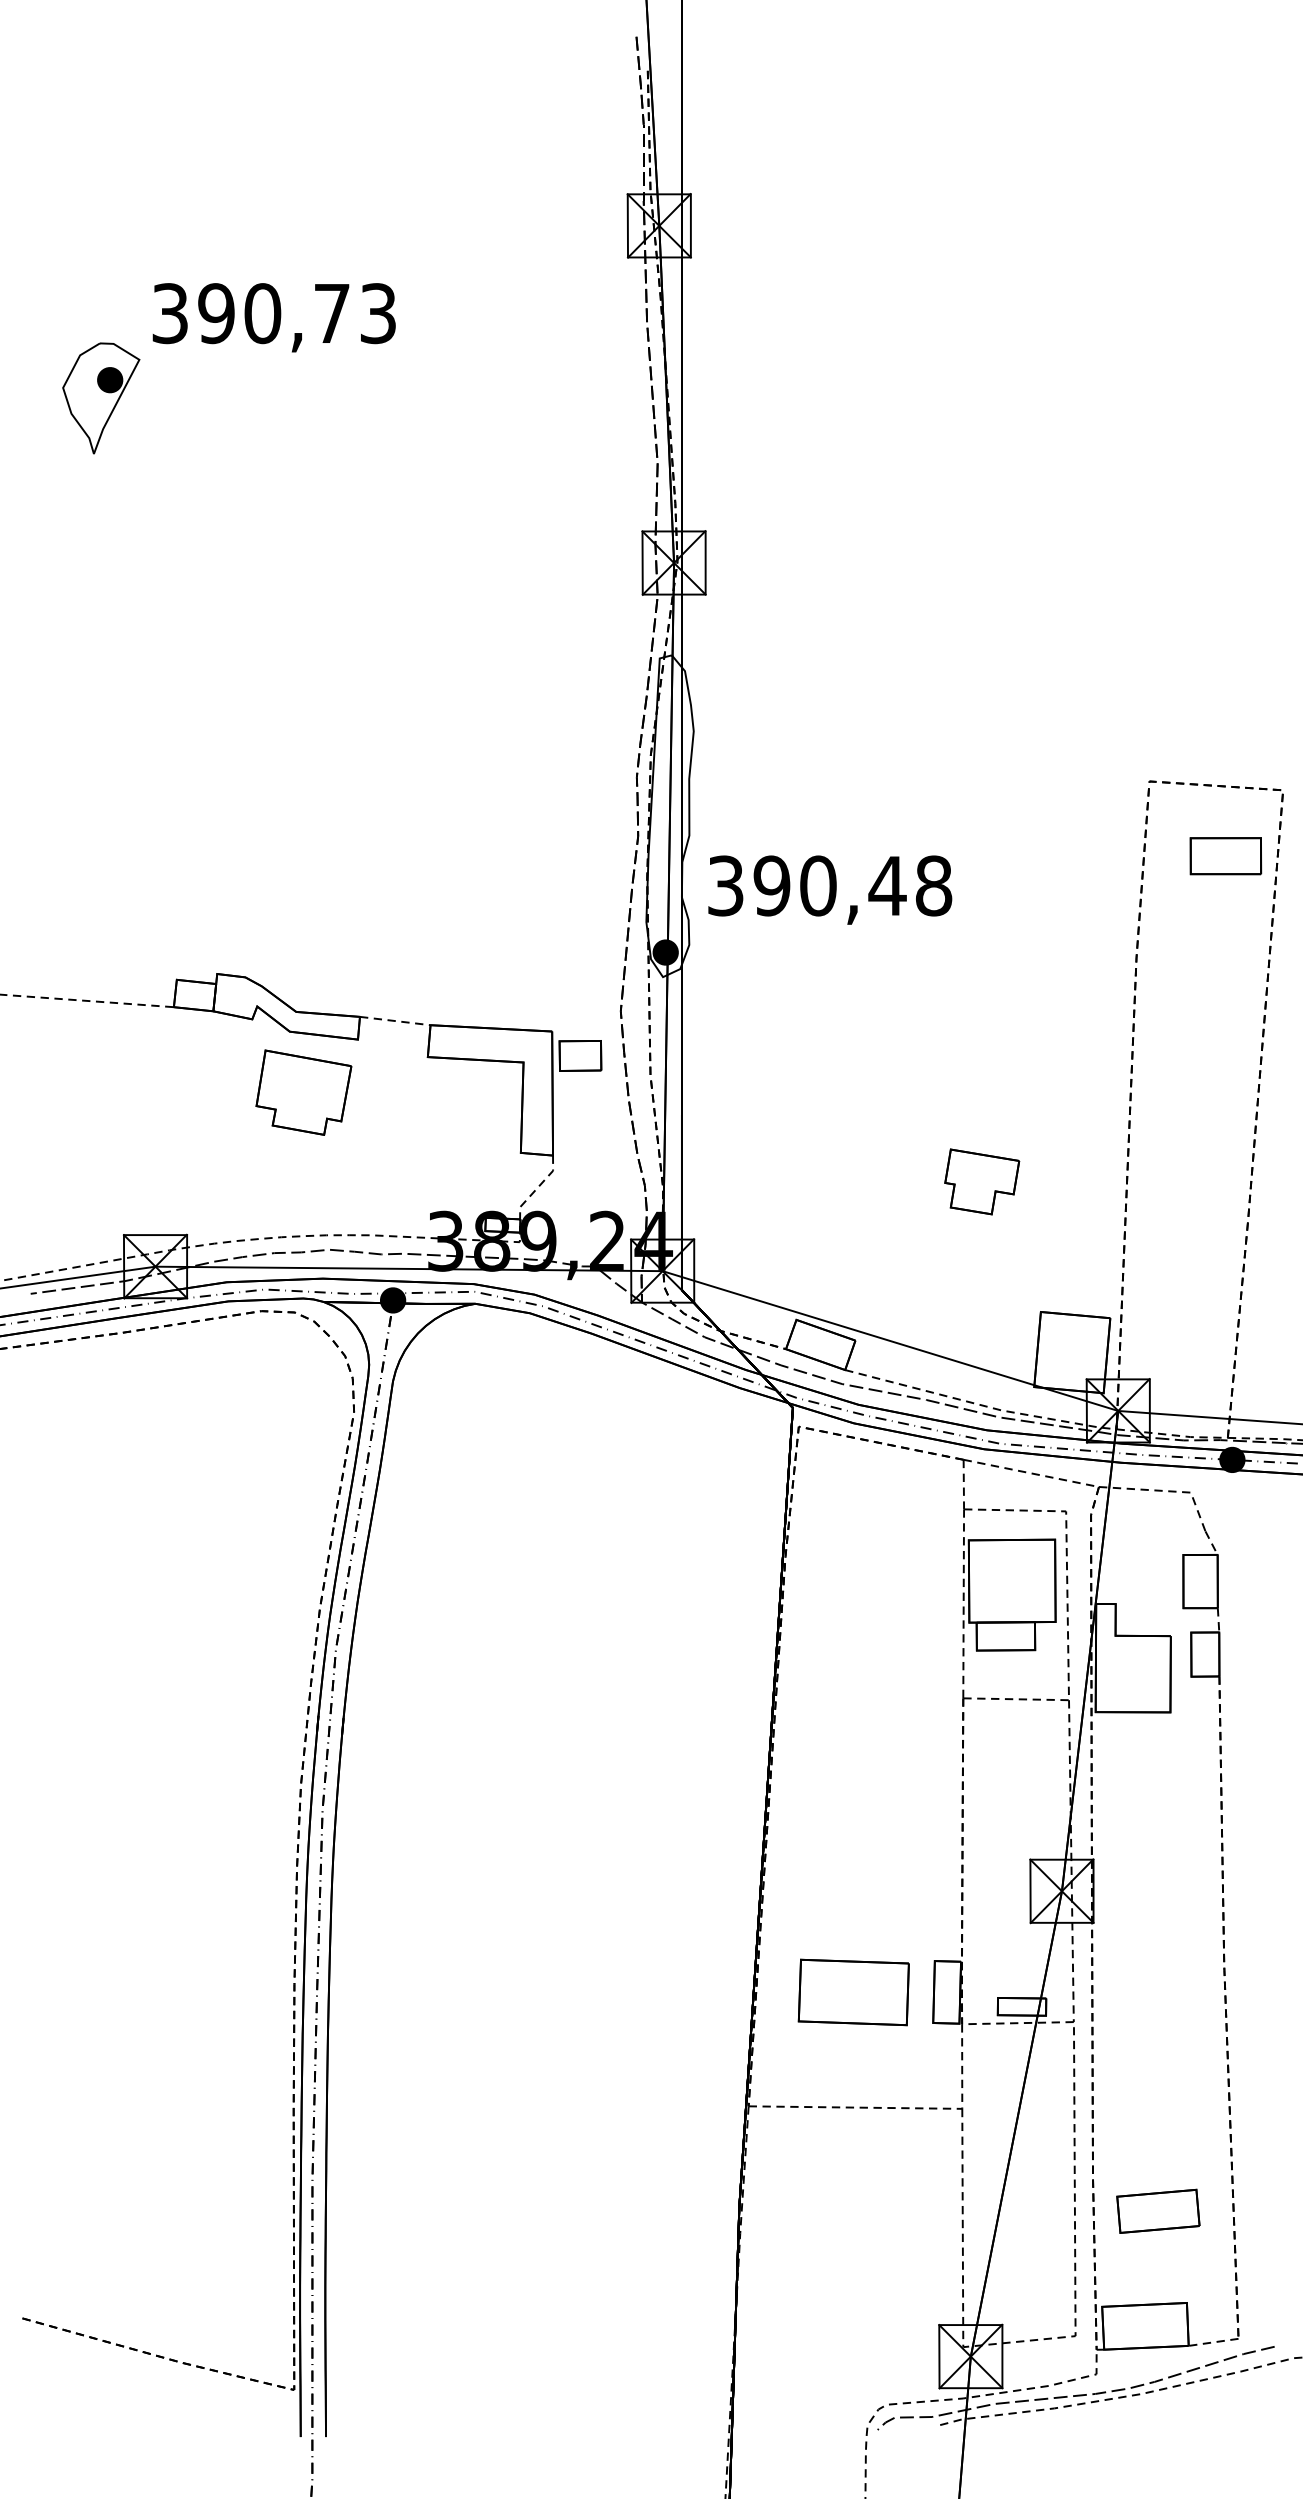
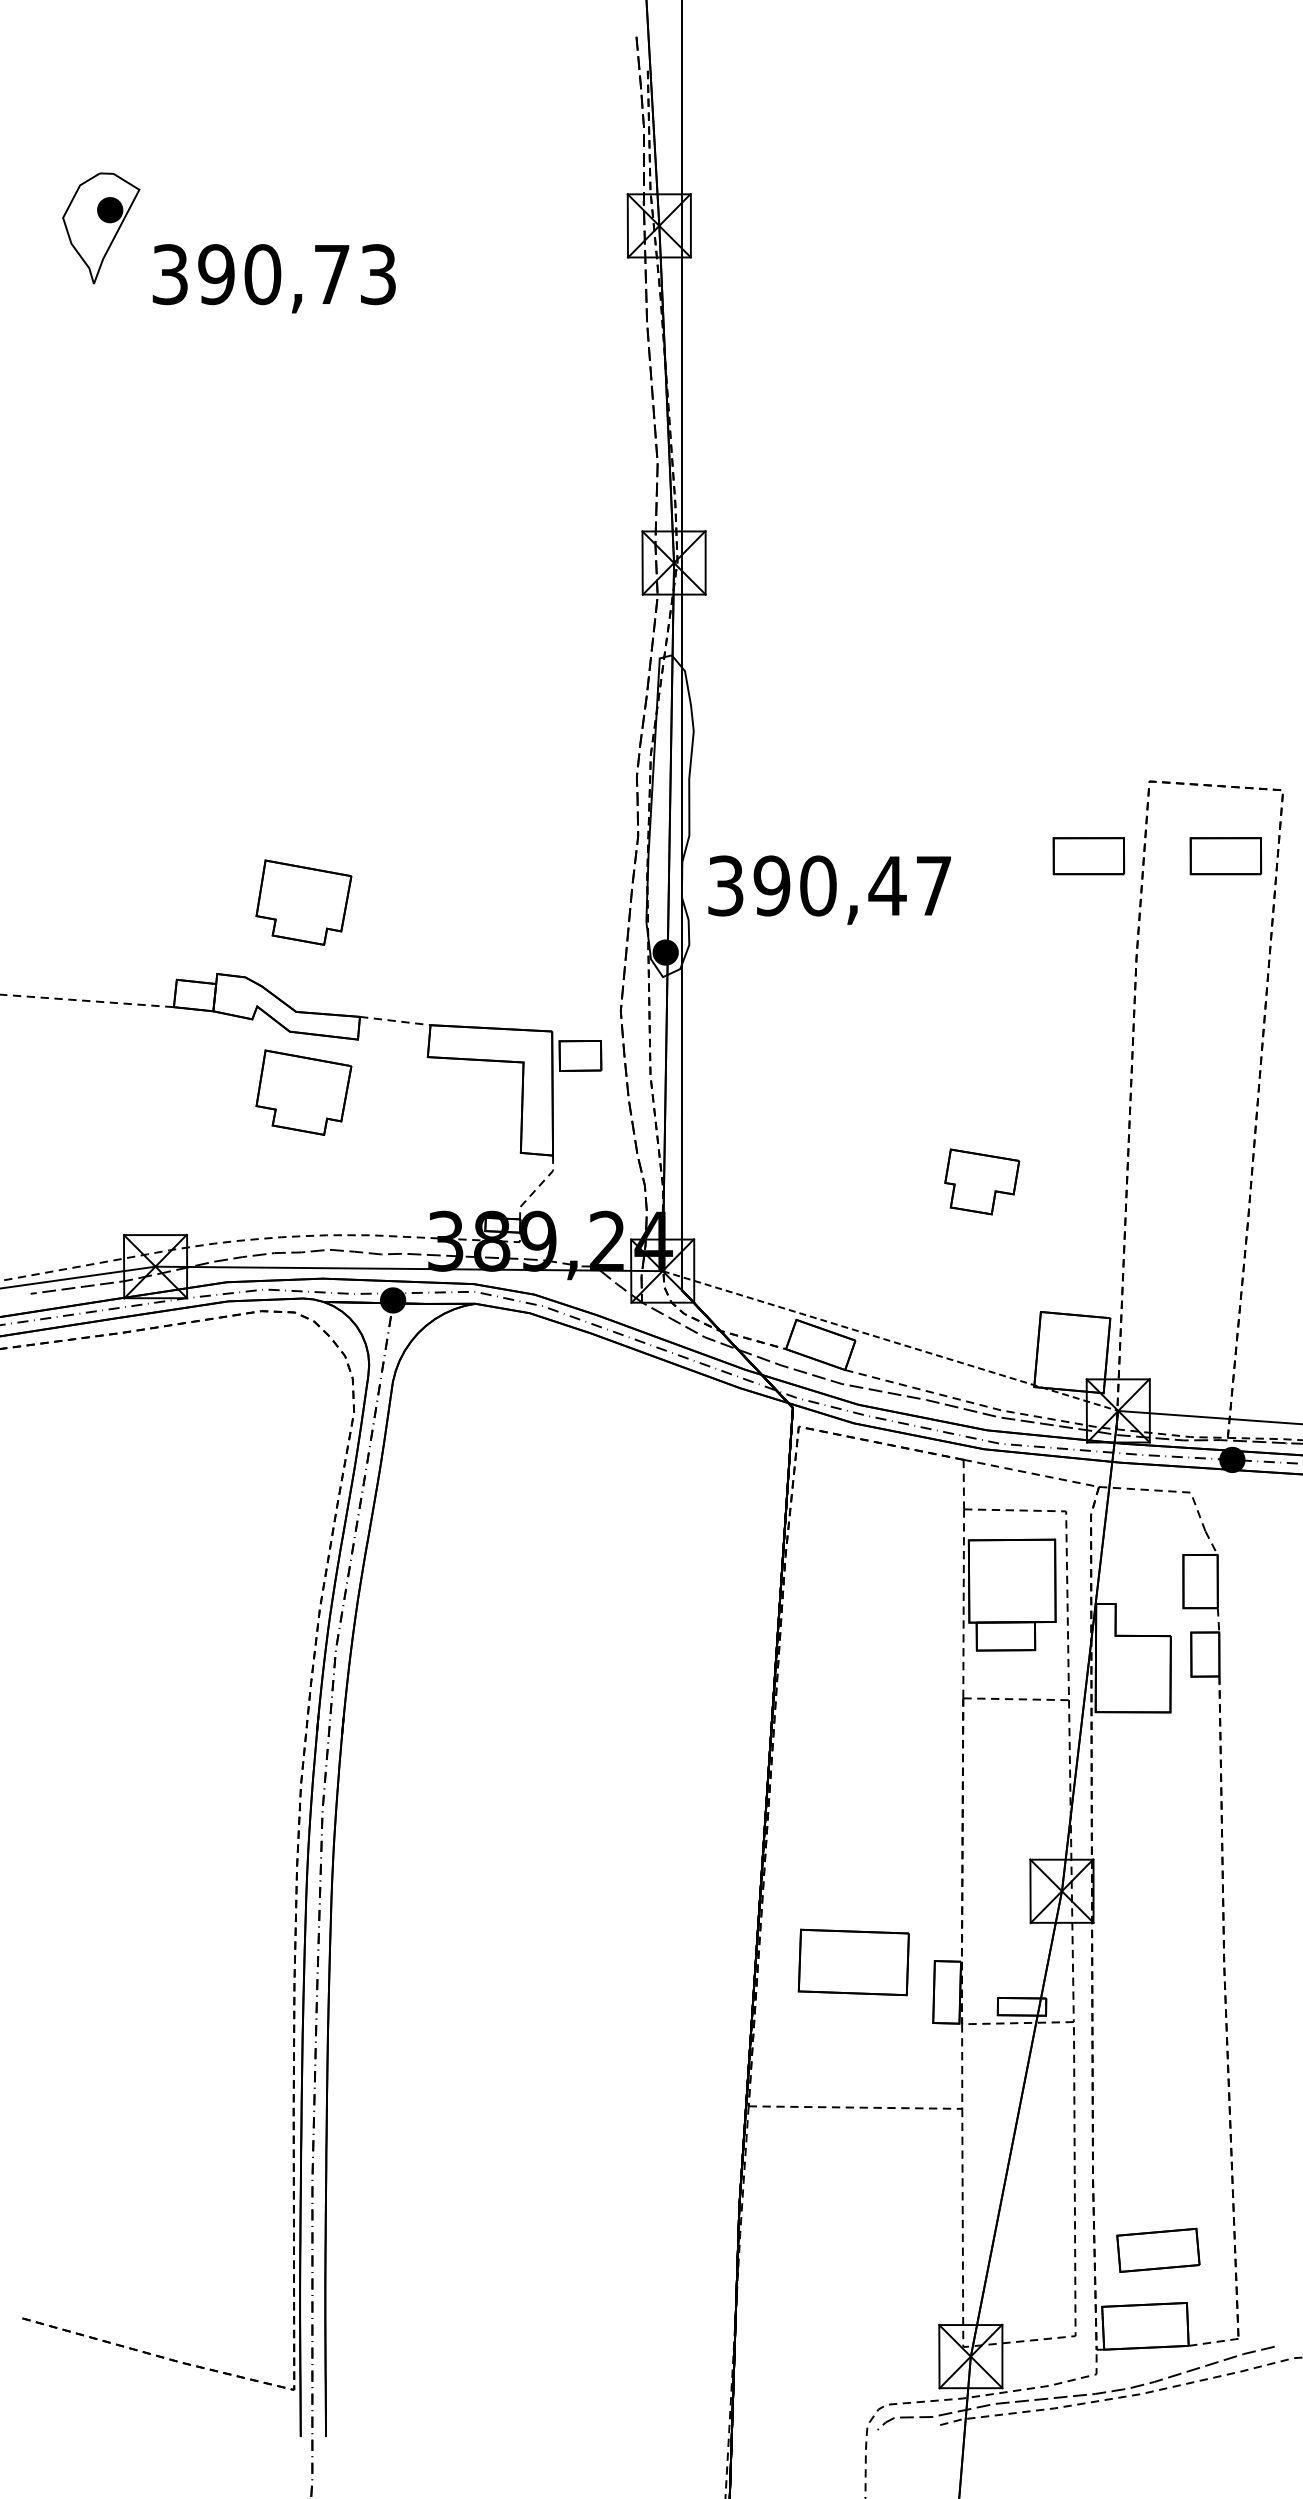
text position: (273, 317) -> (273, 278) (273, 278)
part position: (101, 398) -> (101, 228) (101, 228)
part: none -> present (1088, 856)
text: 390,48 -> 390,47 (934, 885)
part: none -> present (303, 902)
line: solid -> dashed (890, 1341)
part position: (853, 1992) -> (853, 1962) (853, 1962)
part position: (1158, 2210) -> (1158, 2249) (1158, 2249)
